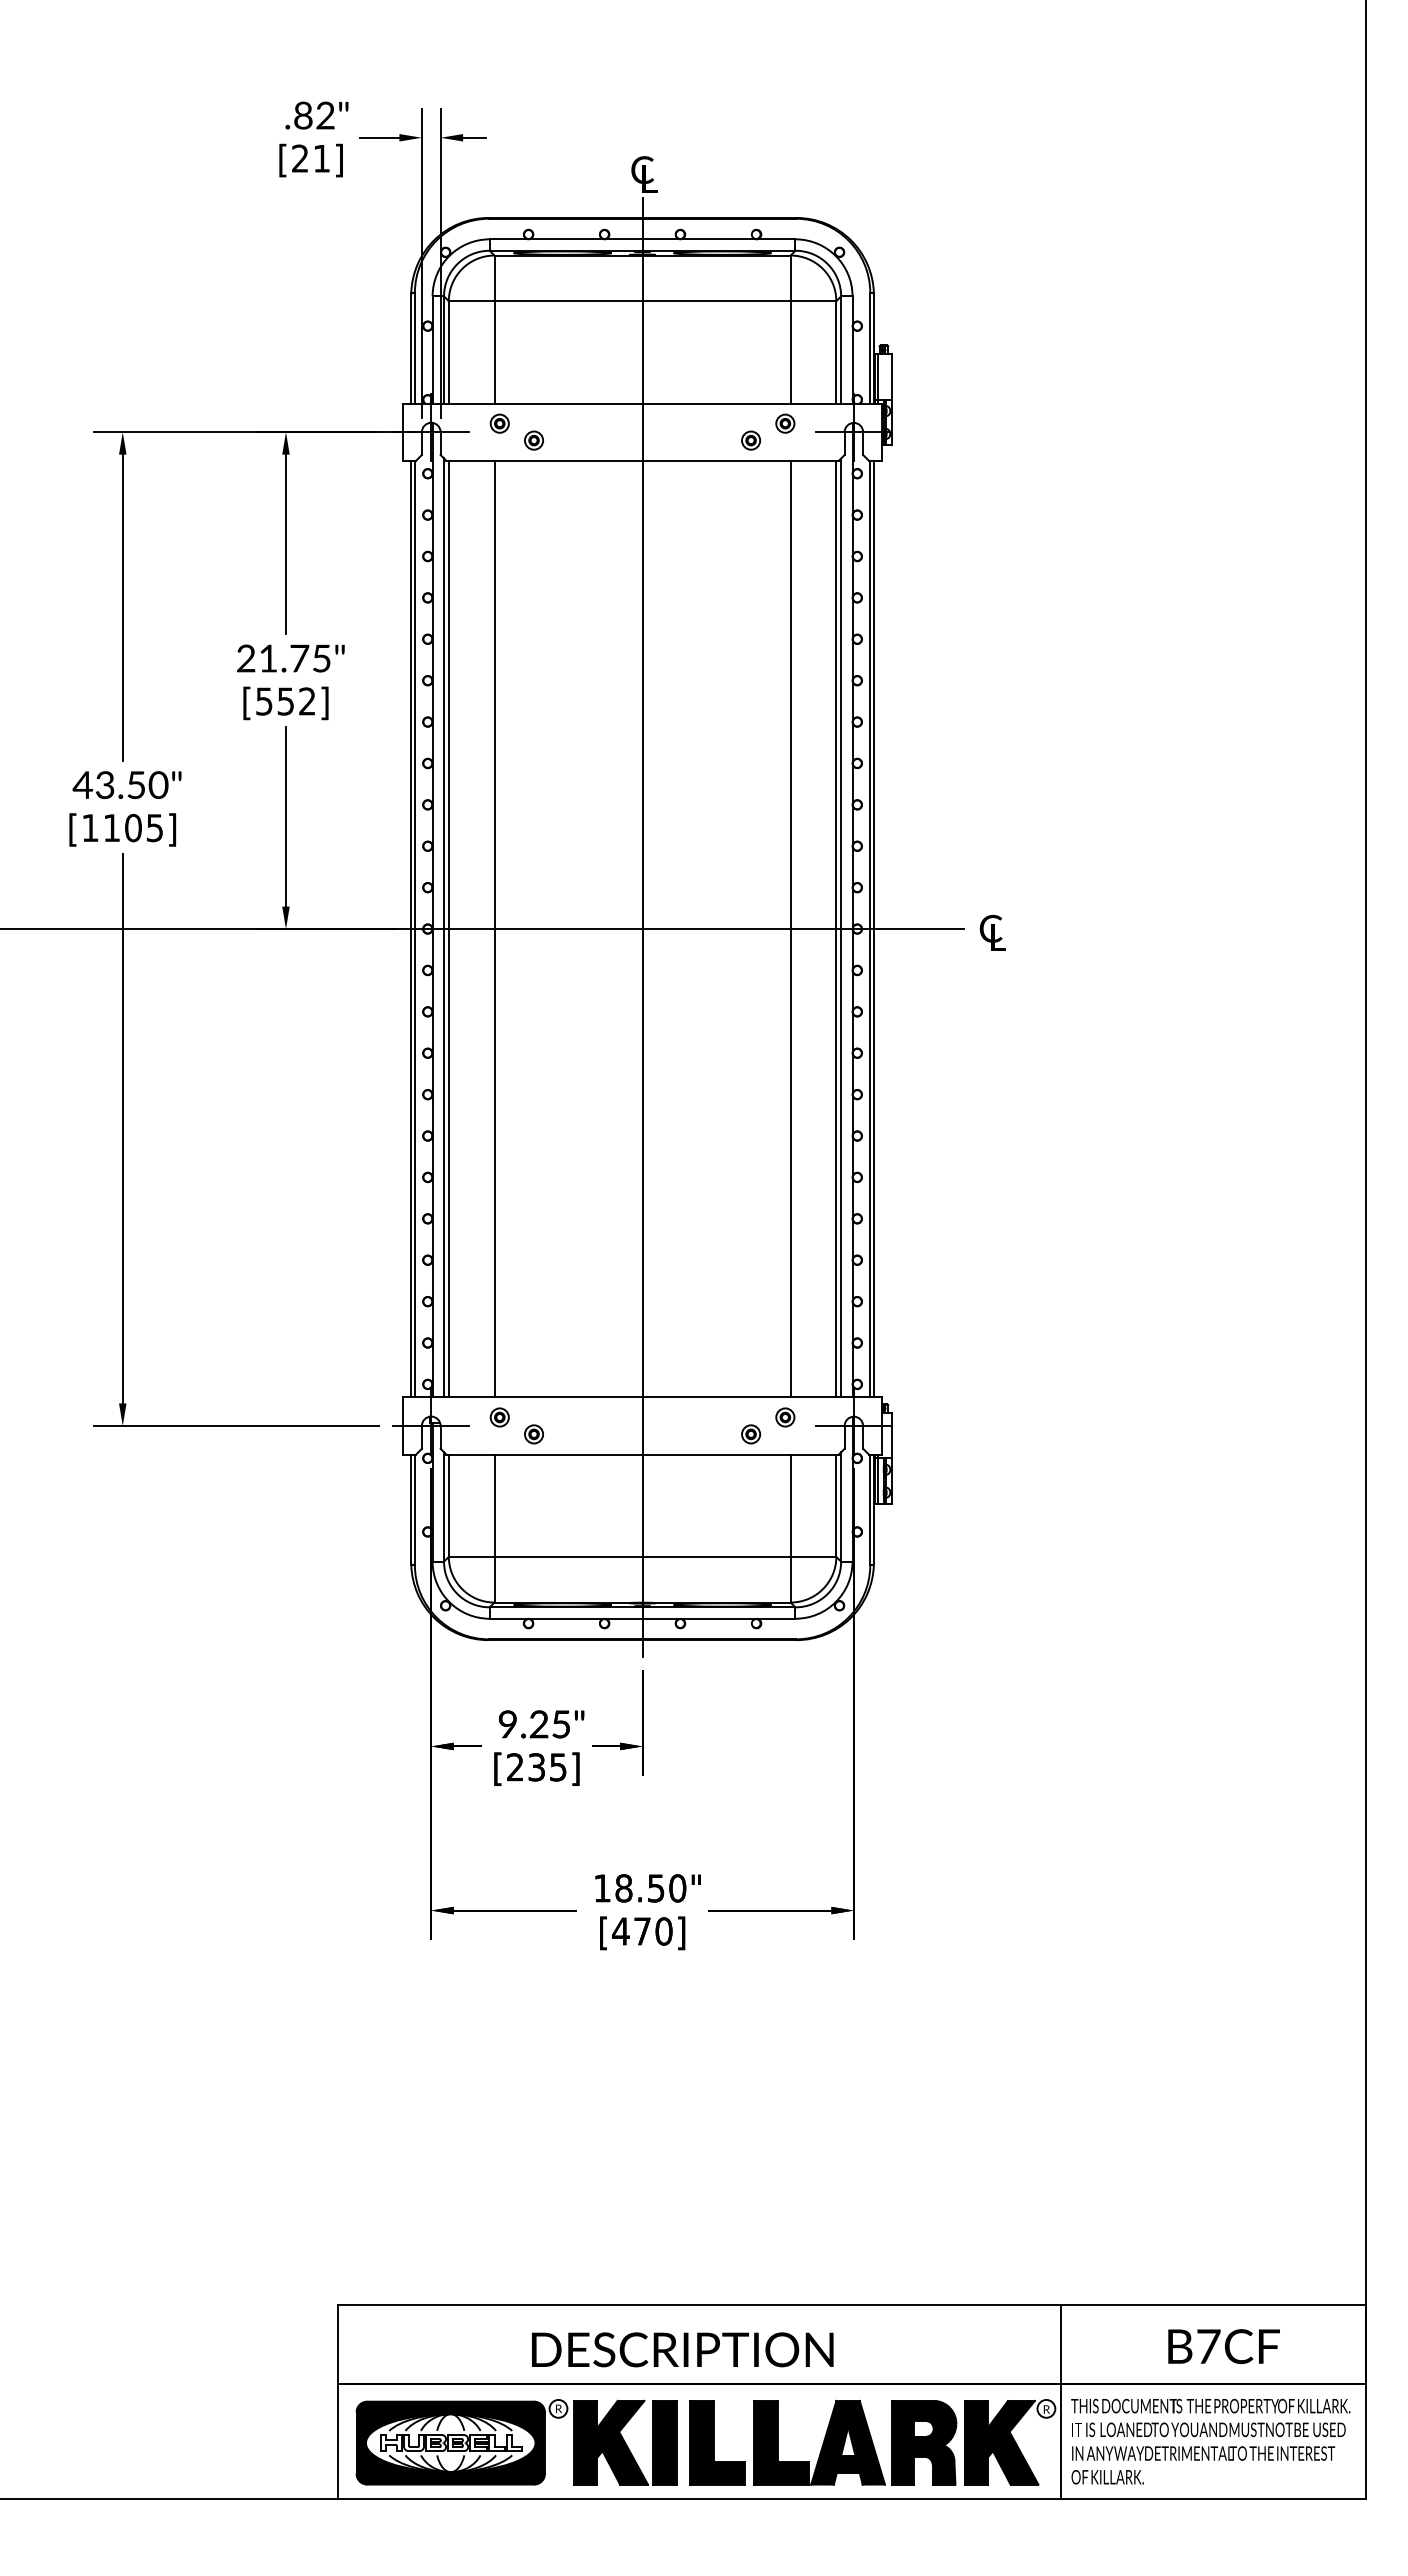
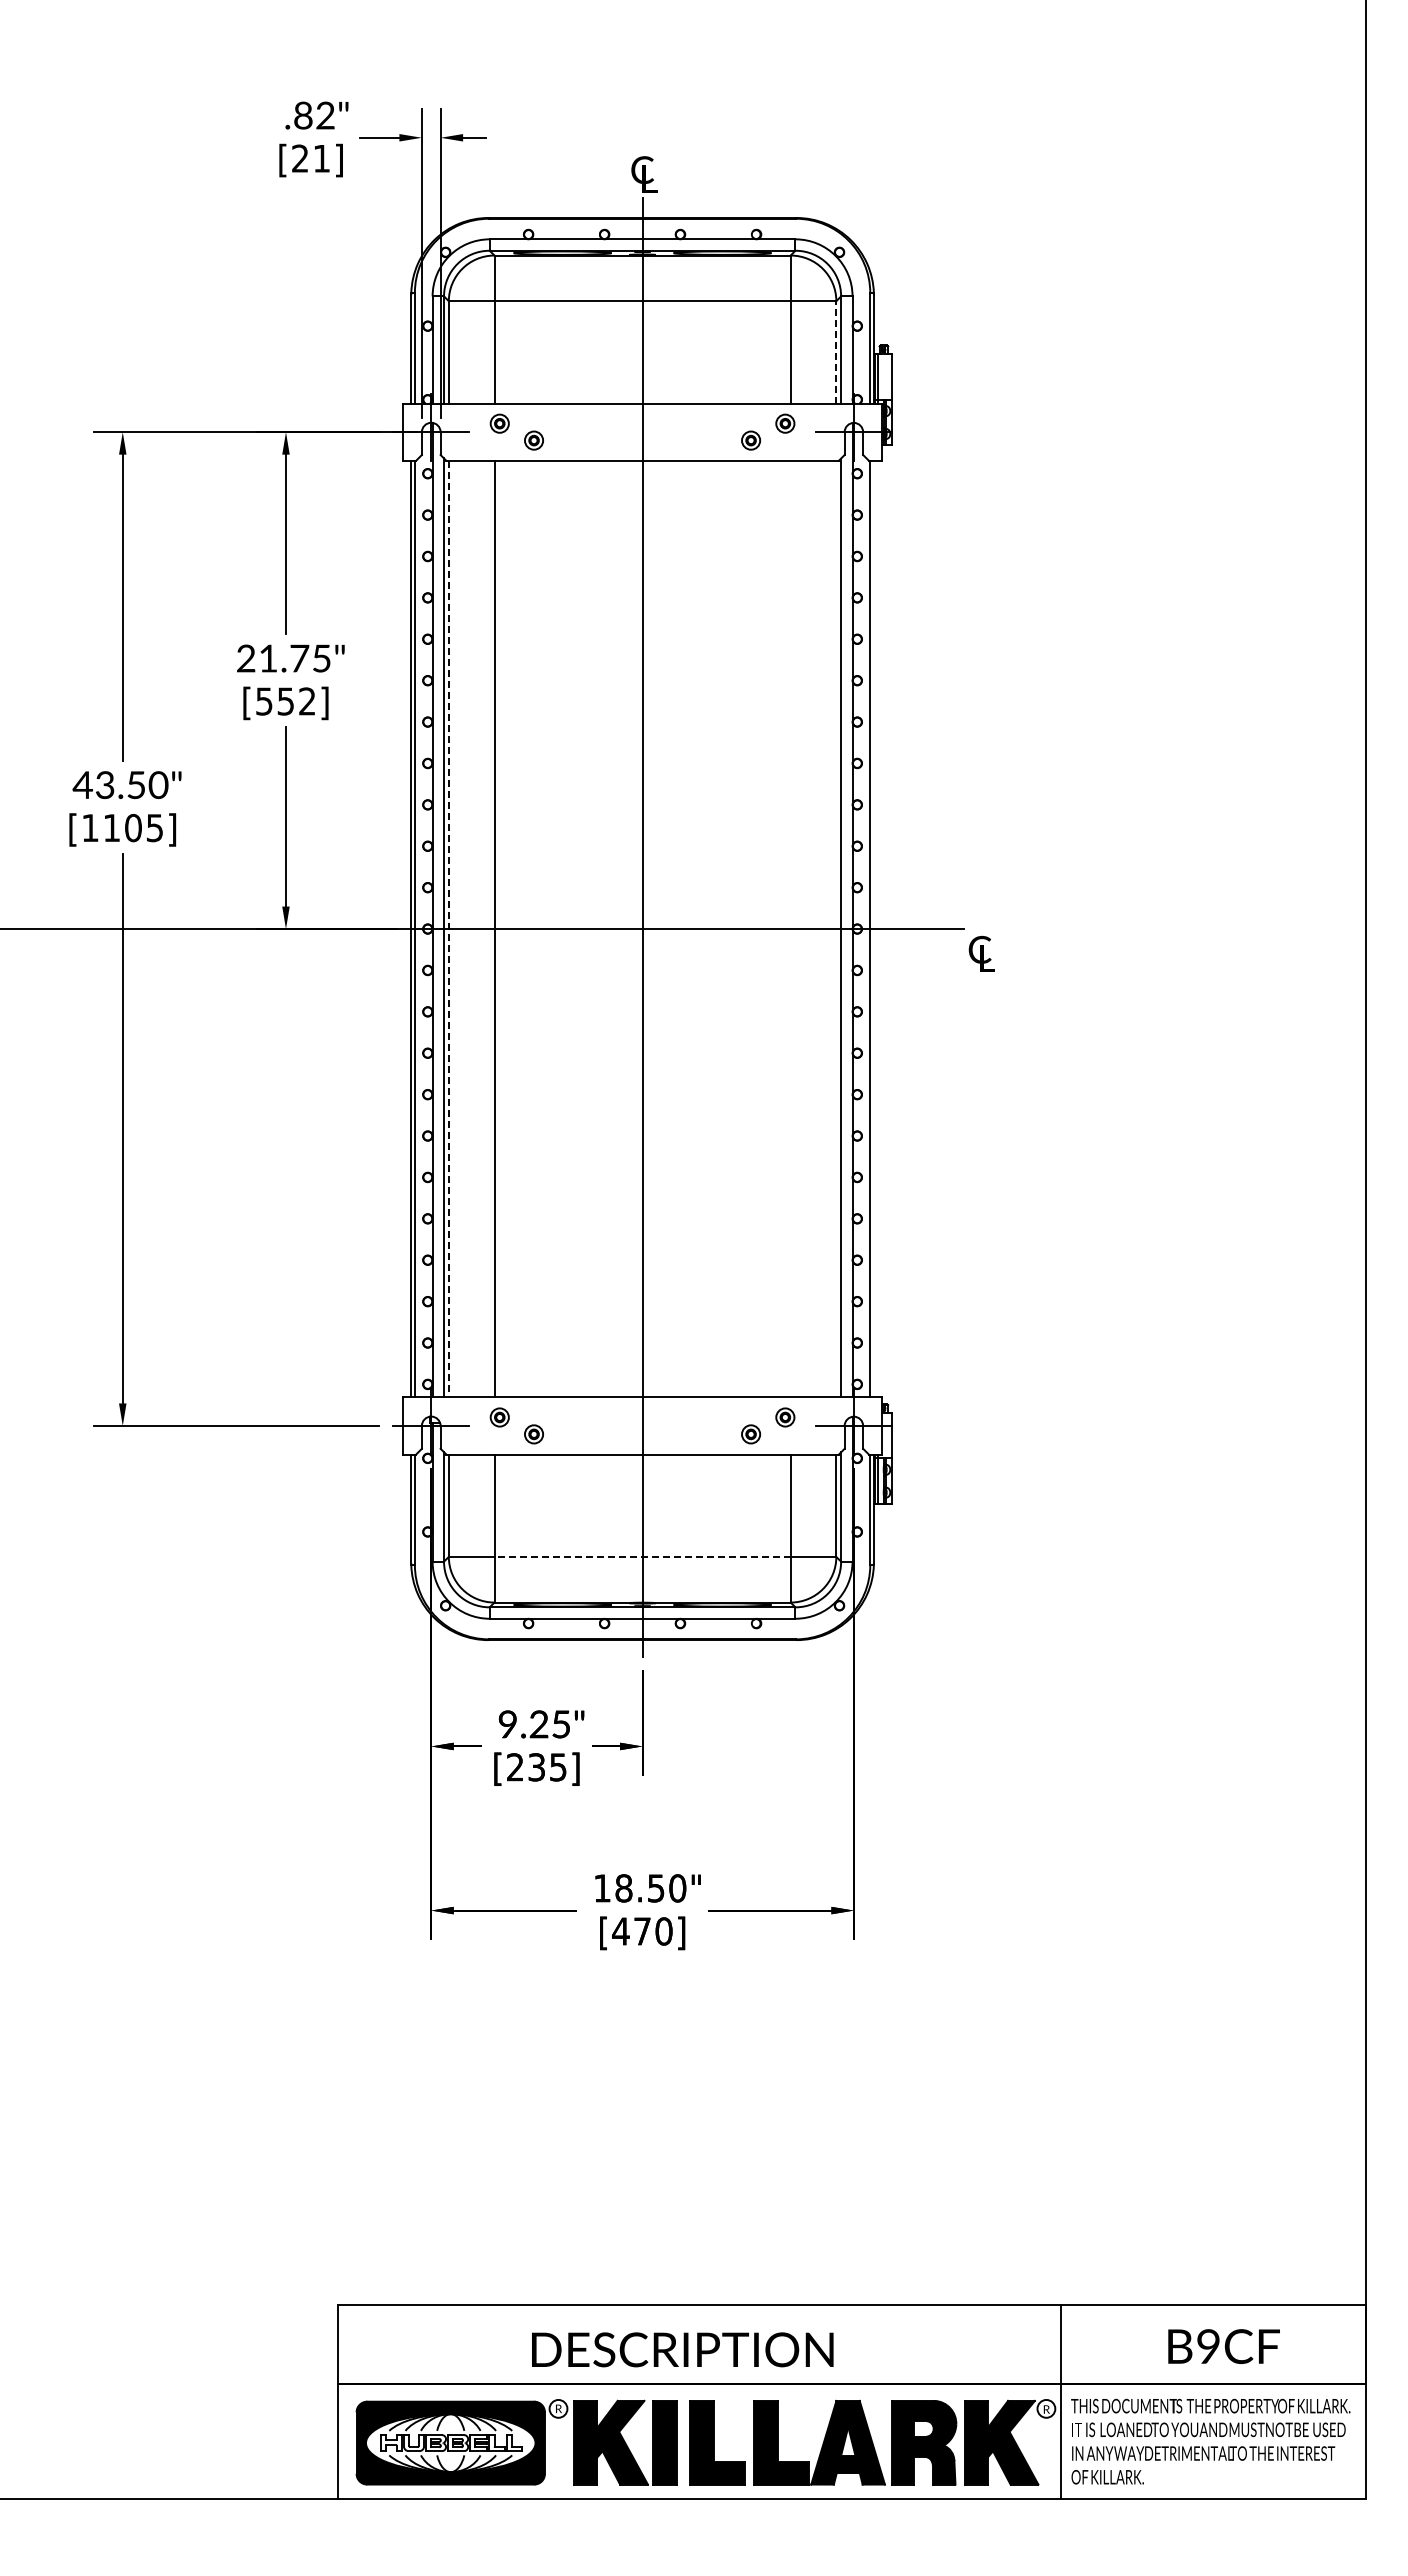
line: solid -> dashed (836, 351)
line: present -> none (790, 928)
line: present -> none (836, 928)
line: present -> none (873, 928)
line: solid -> dashed (448, 929)
text position: (992, 932) -> (981, 953) (981, 953)
line: solid -> dashed (642, 1556)
text: B7CF -> B9CF (1208, 2346)
